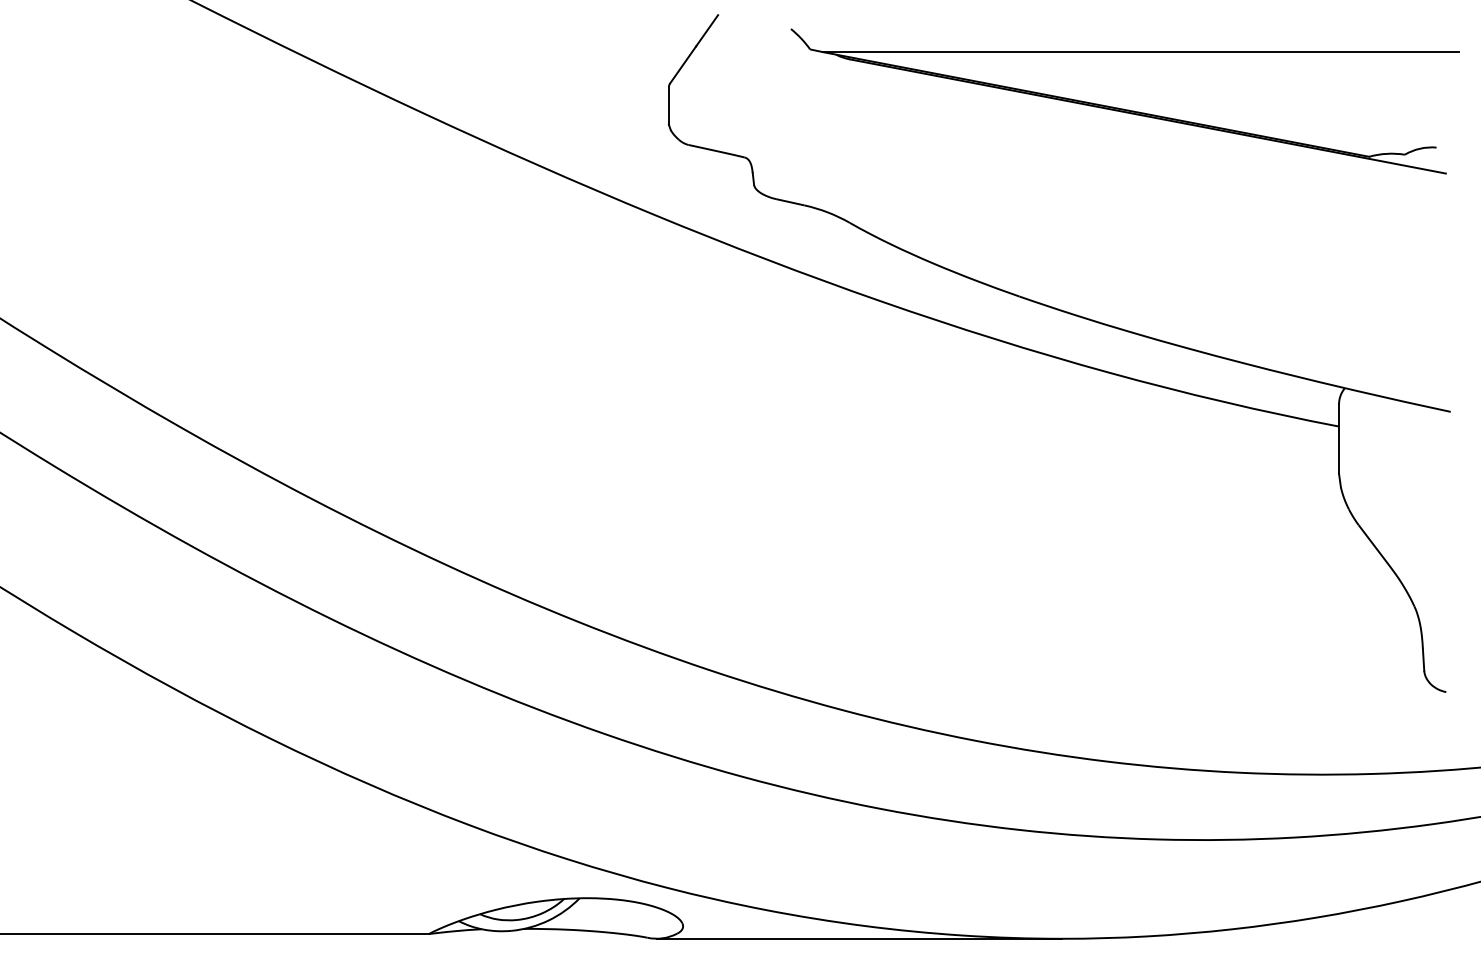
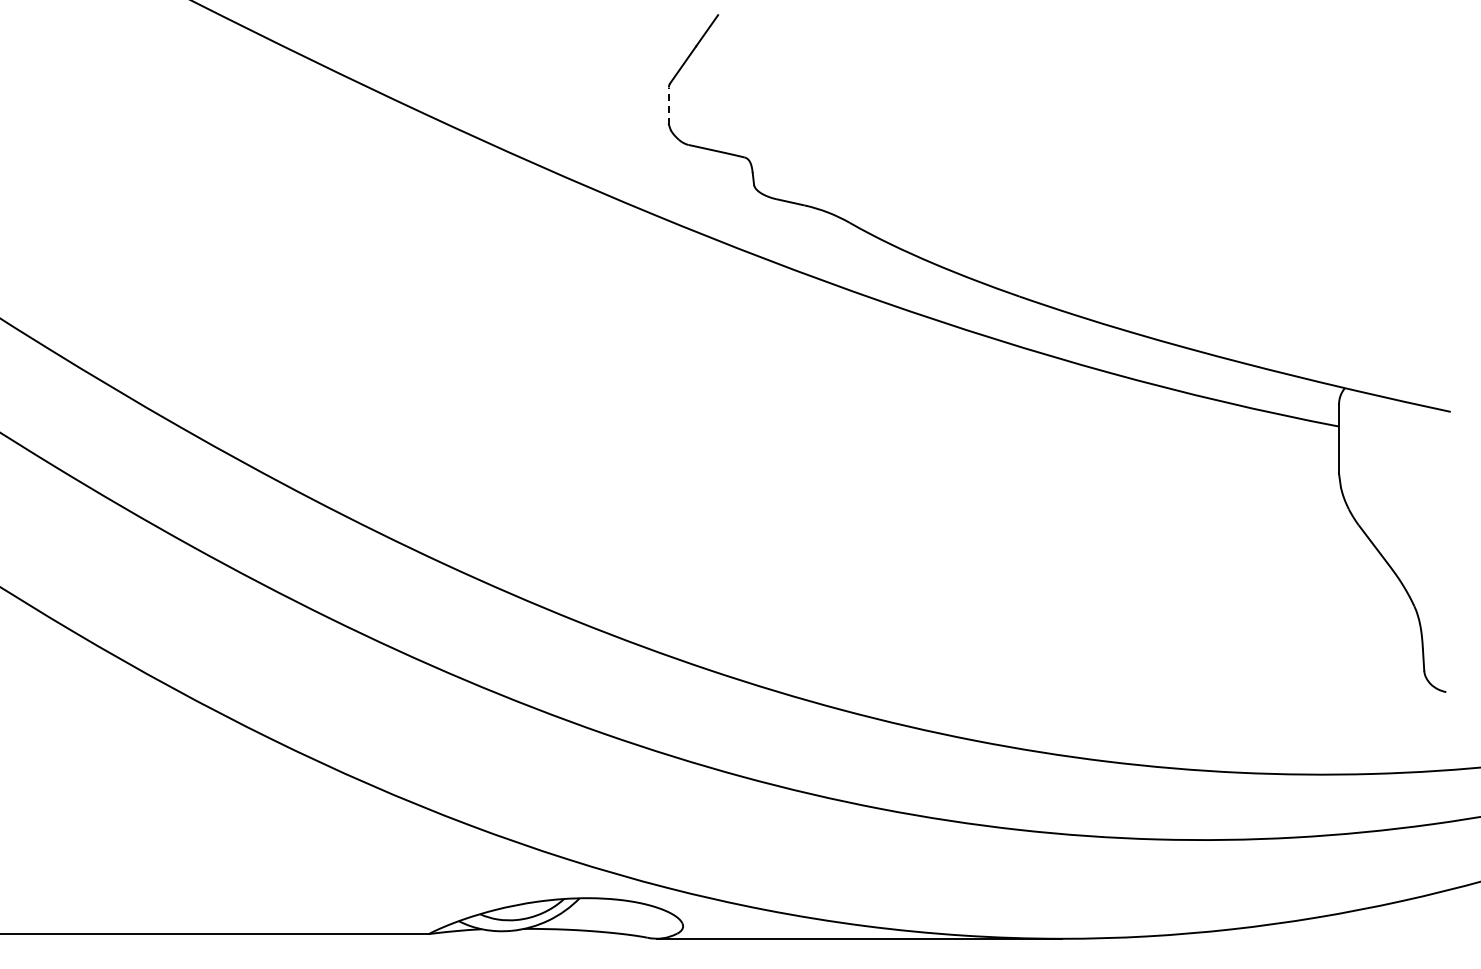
line: solid -> dashed (668, 106)
part: present -> none (1123, 108)
